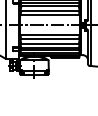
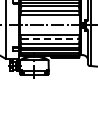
line: solid -> dashed (50, 39)
